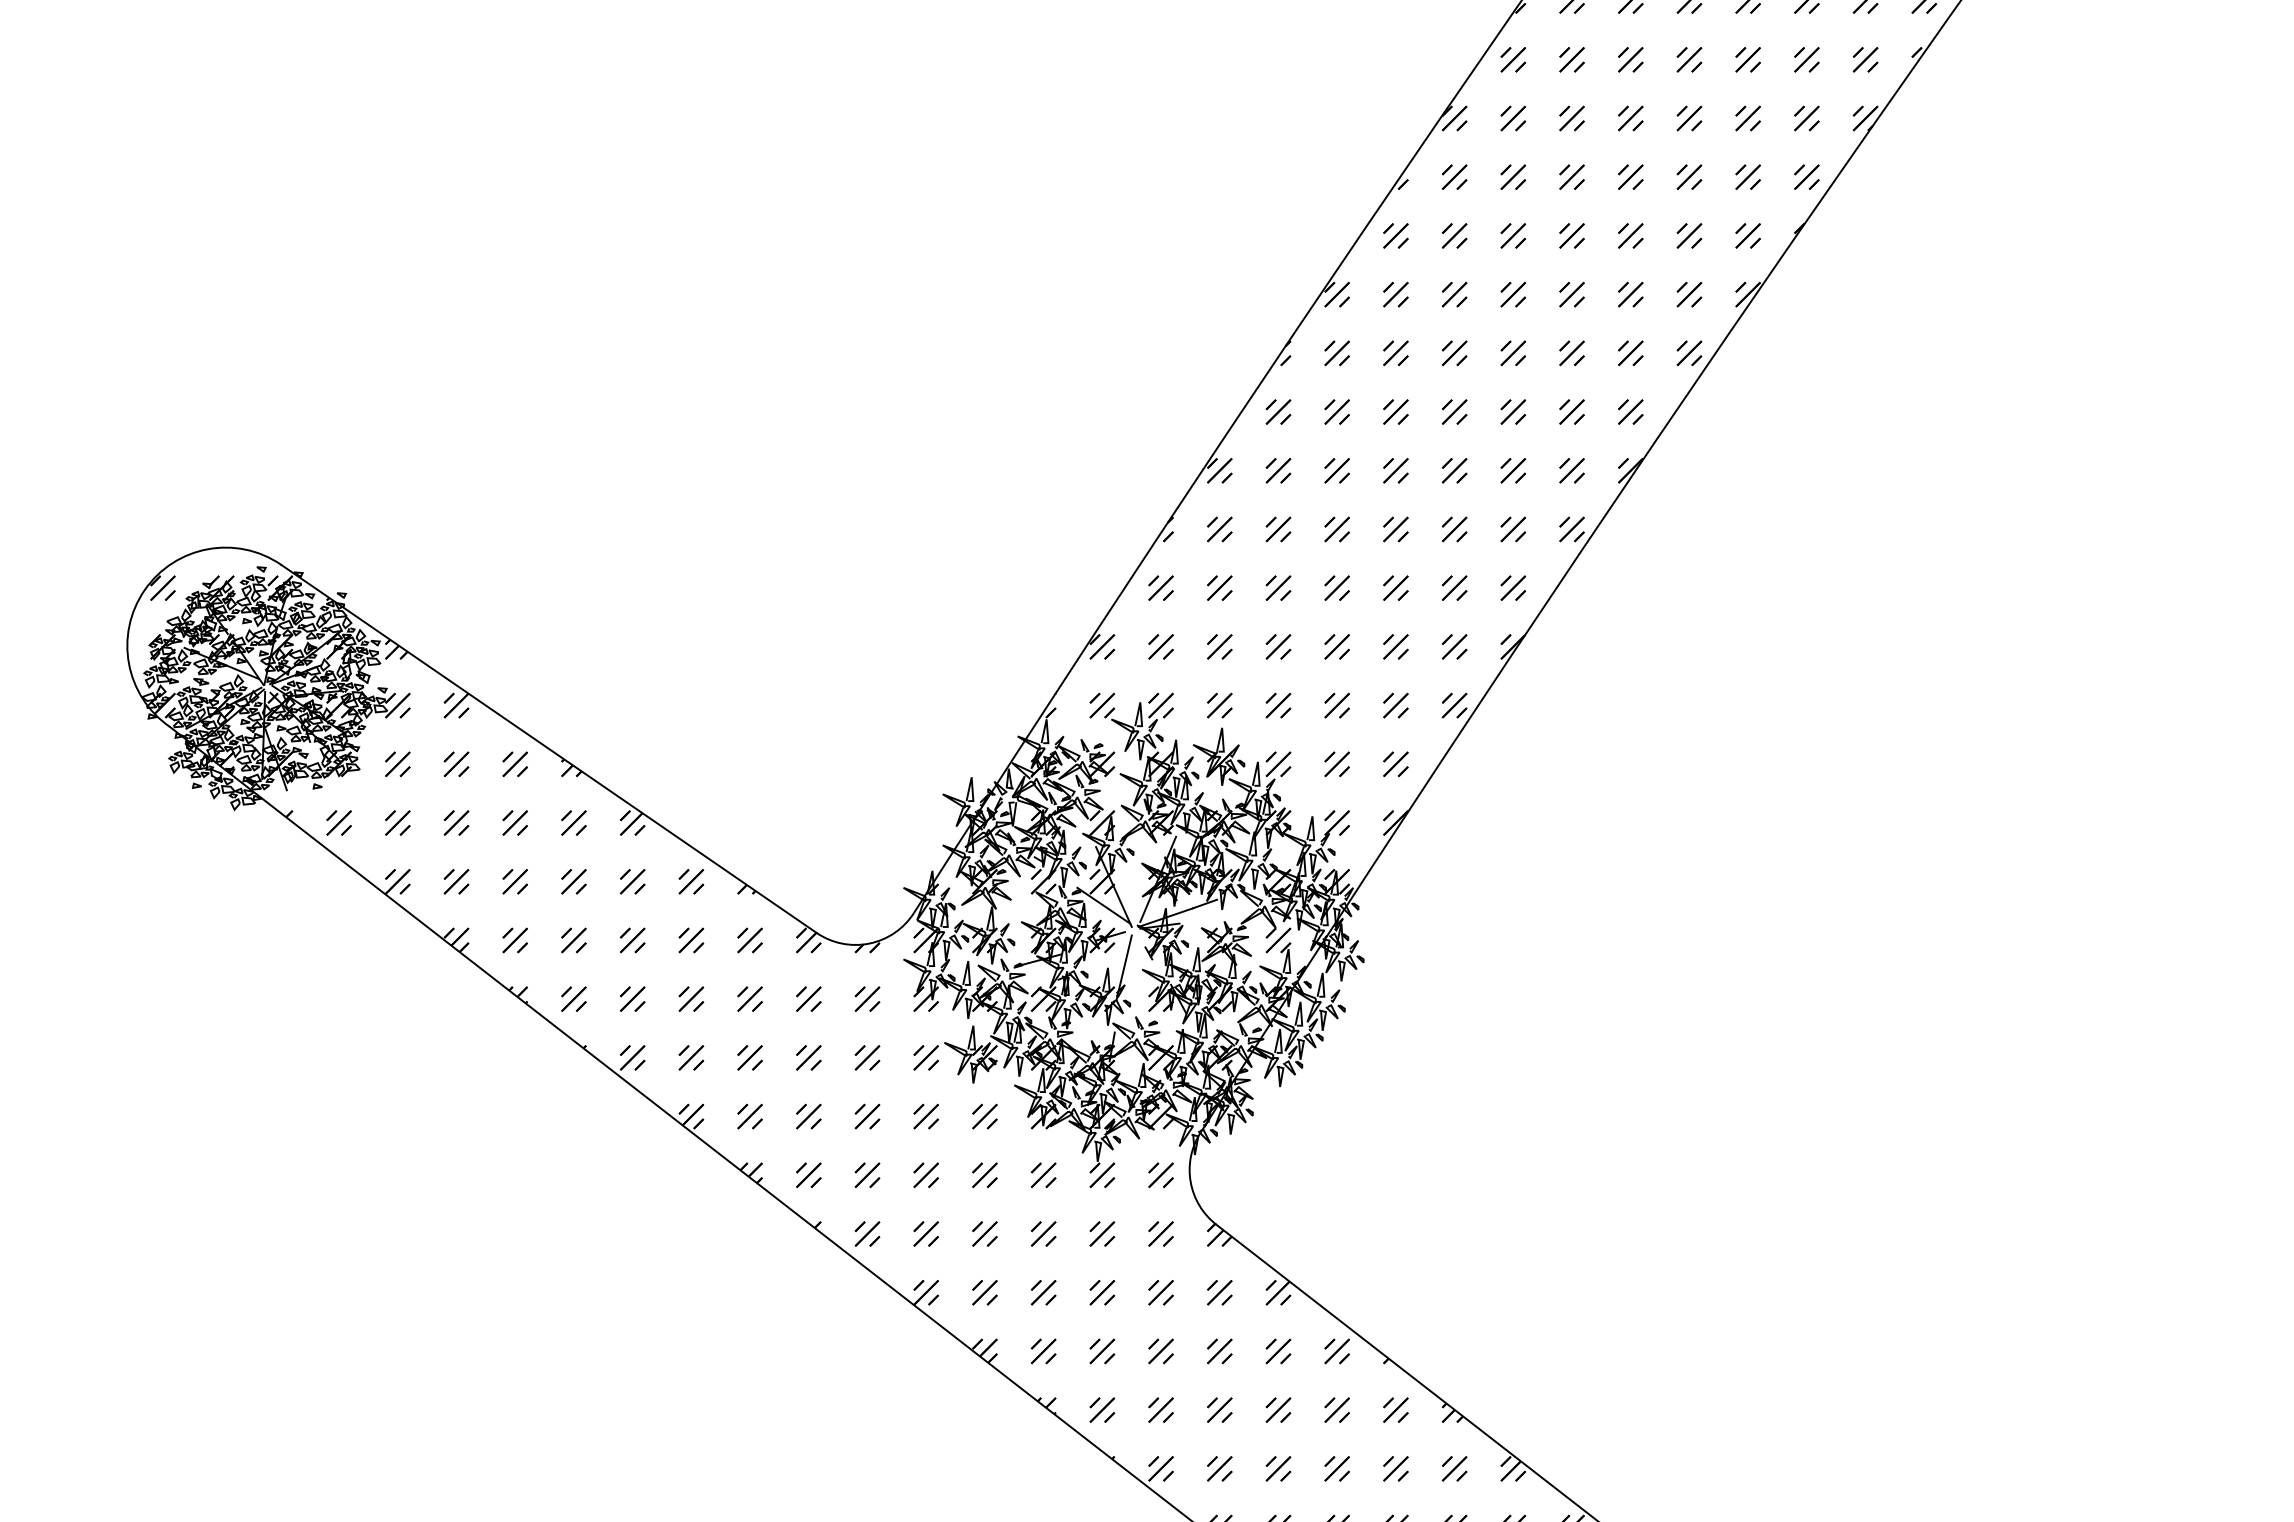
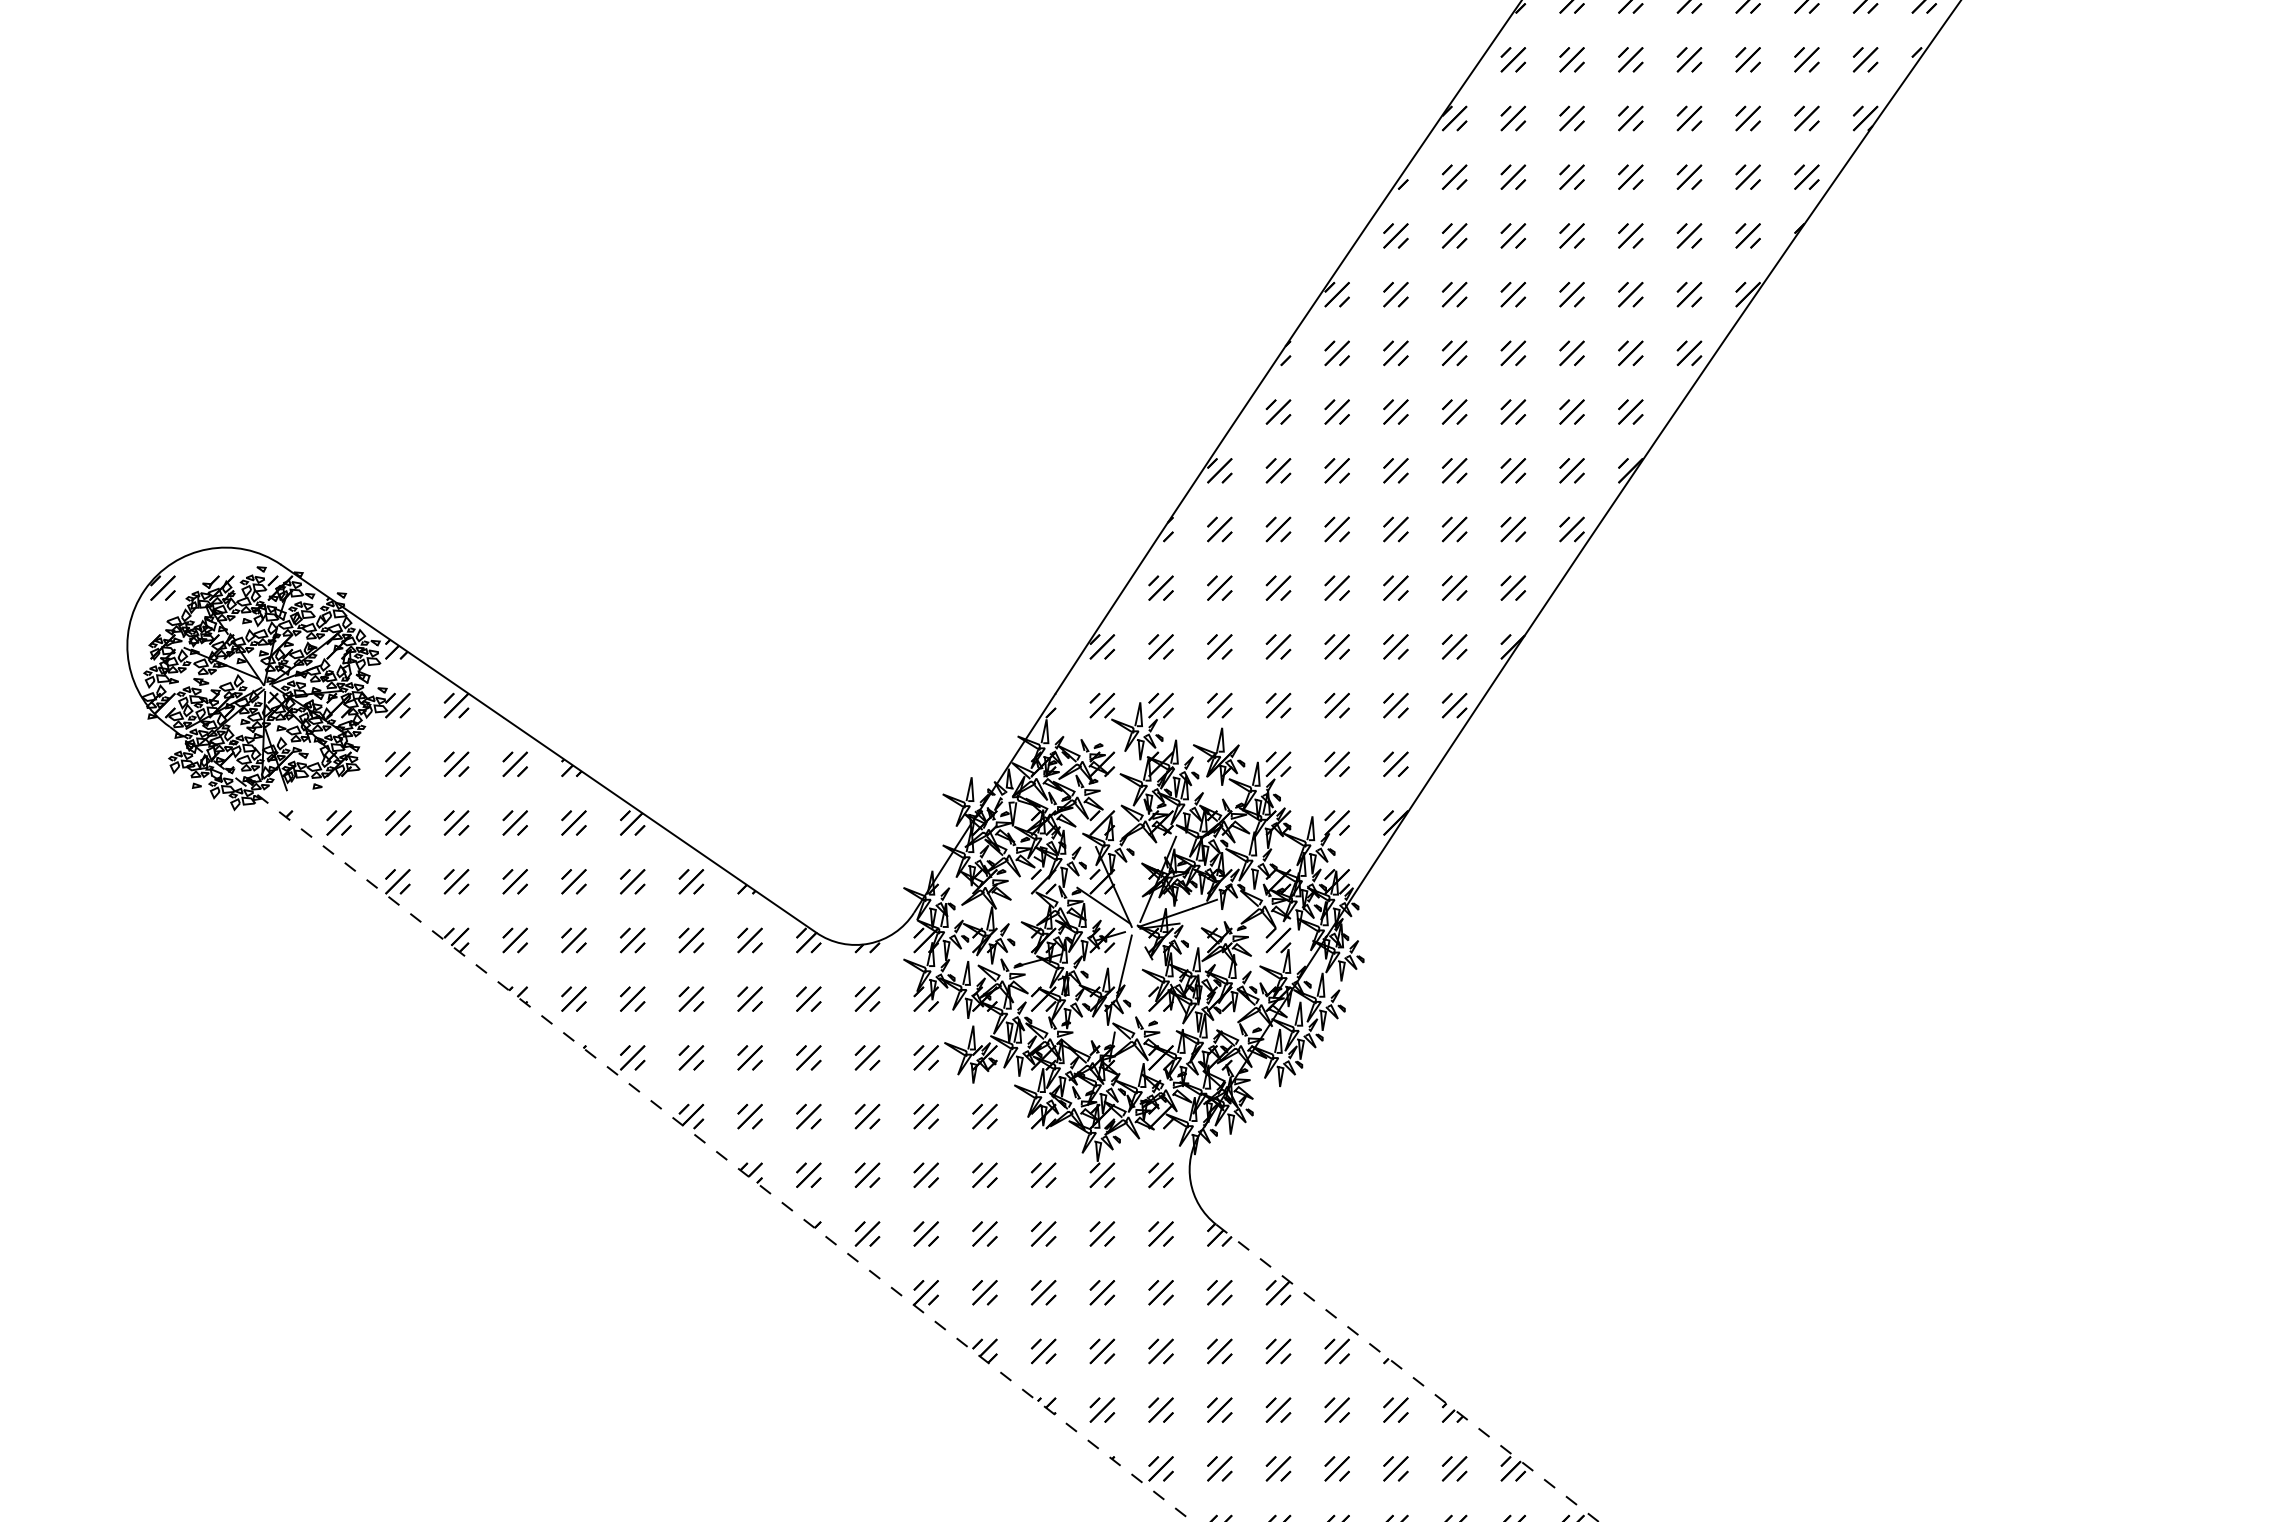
line: solid -> dashed (681, 1124)
line: solid -> dashed (1408, 1373)
